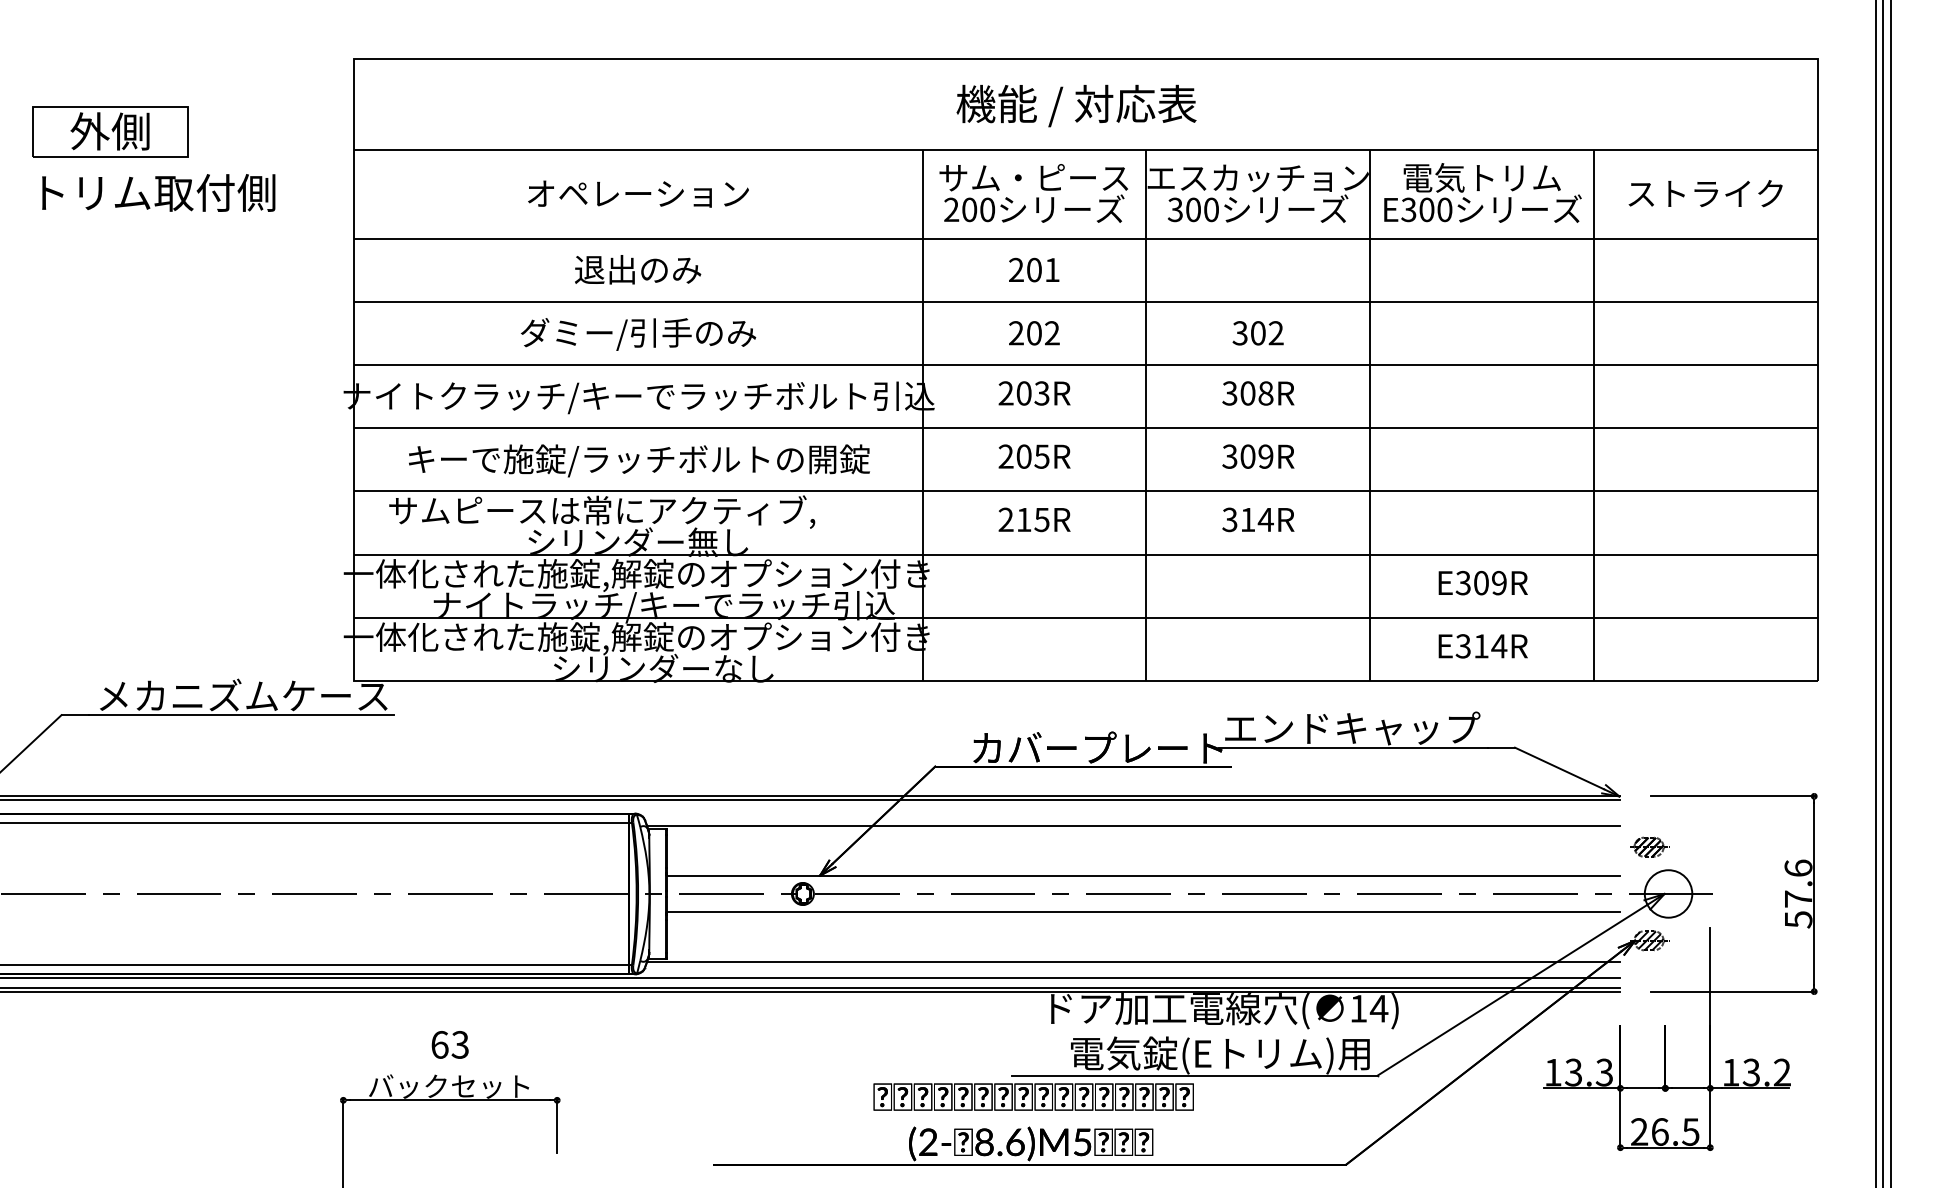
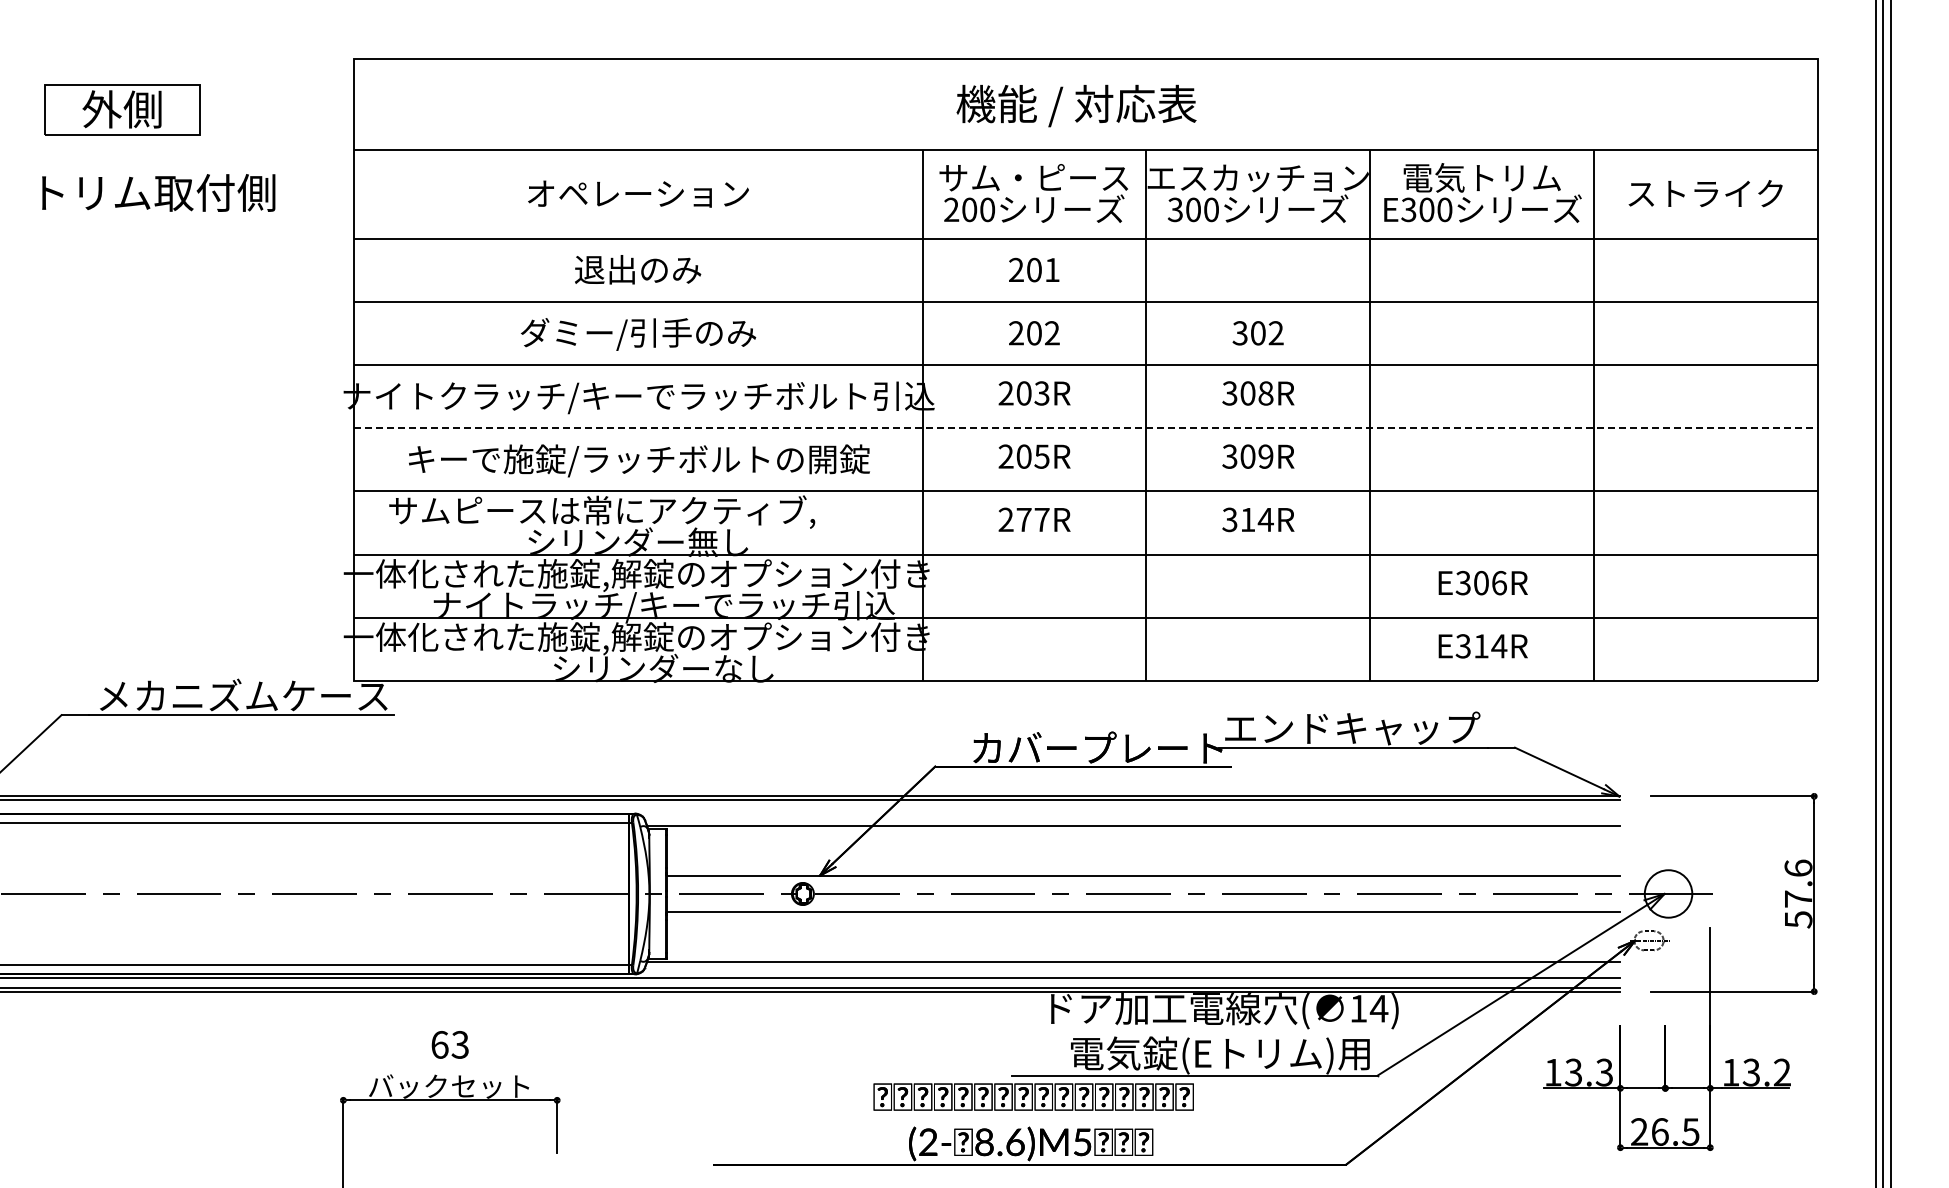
part position: (110, 131) -> (122, 109) (122, 109)
line: solid -> dashed (1086, 428)
text: 215R -> 277R (1032, 520)
text: E309R -> E306R (1499, 582)
part: present -> none (1649, 846)
hatch: present -> none (1649, 940)
